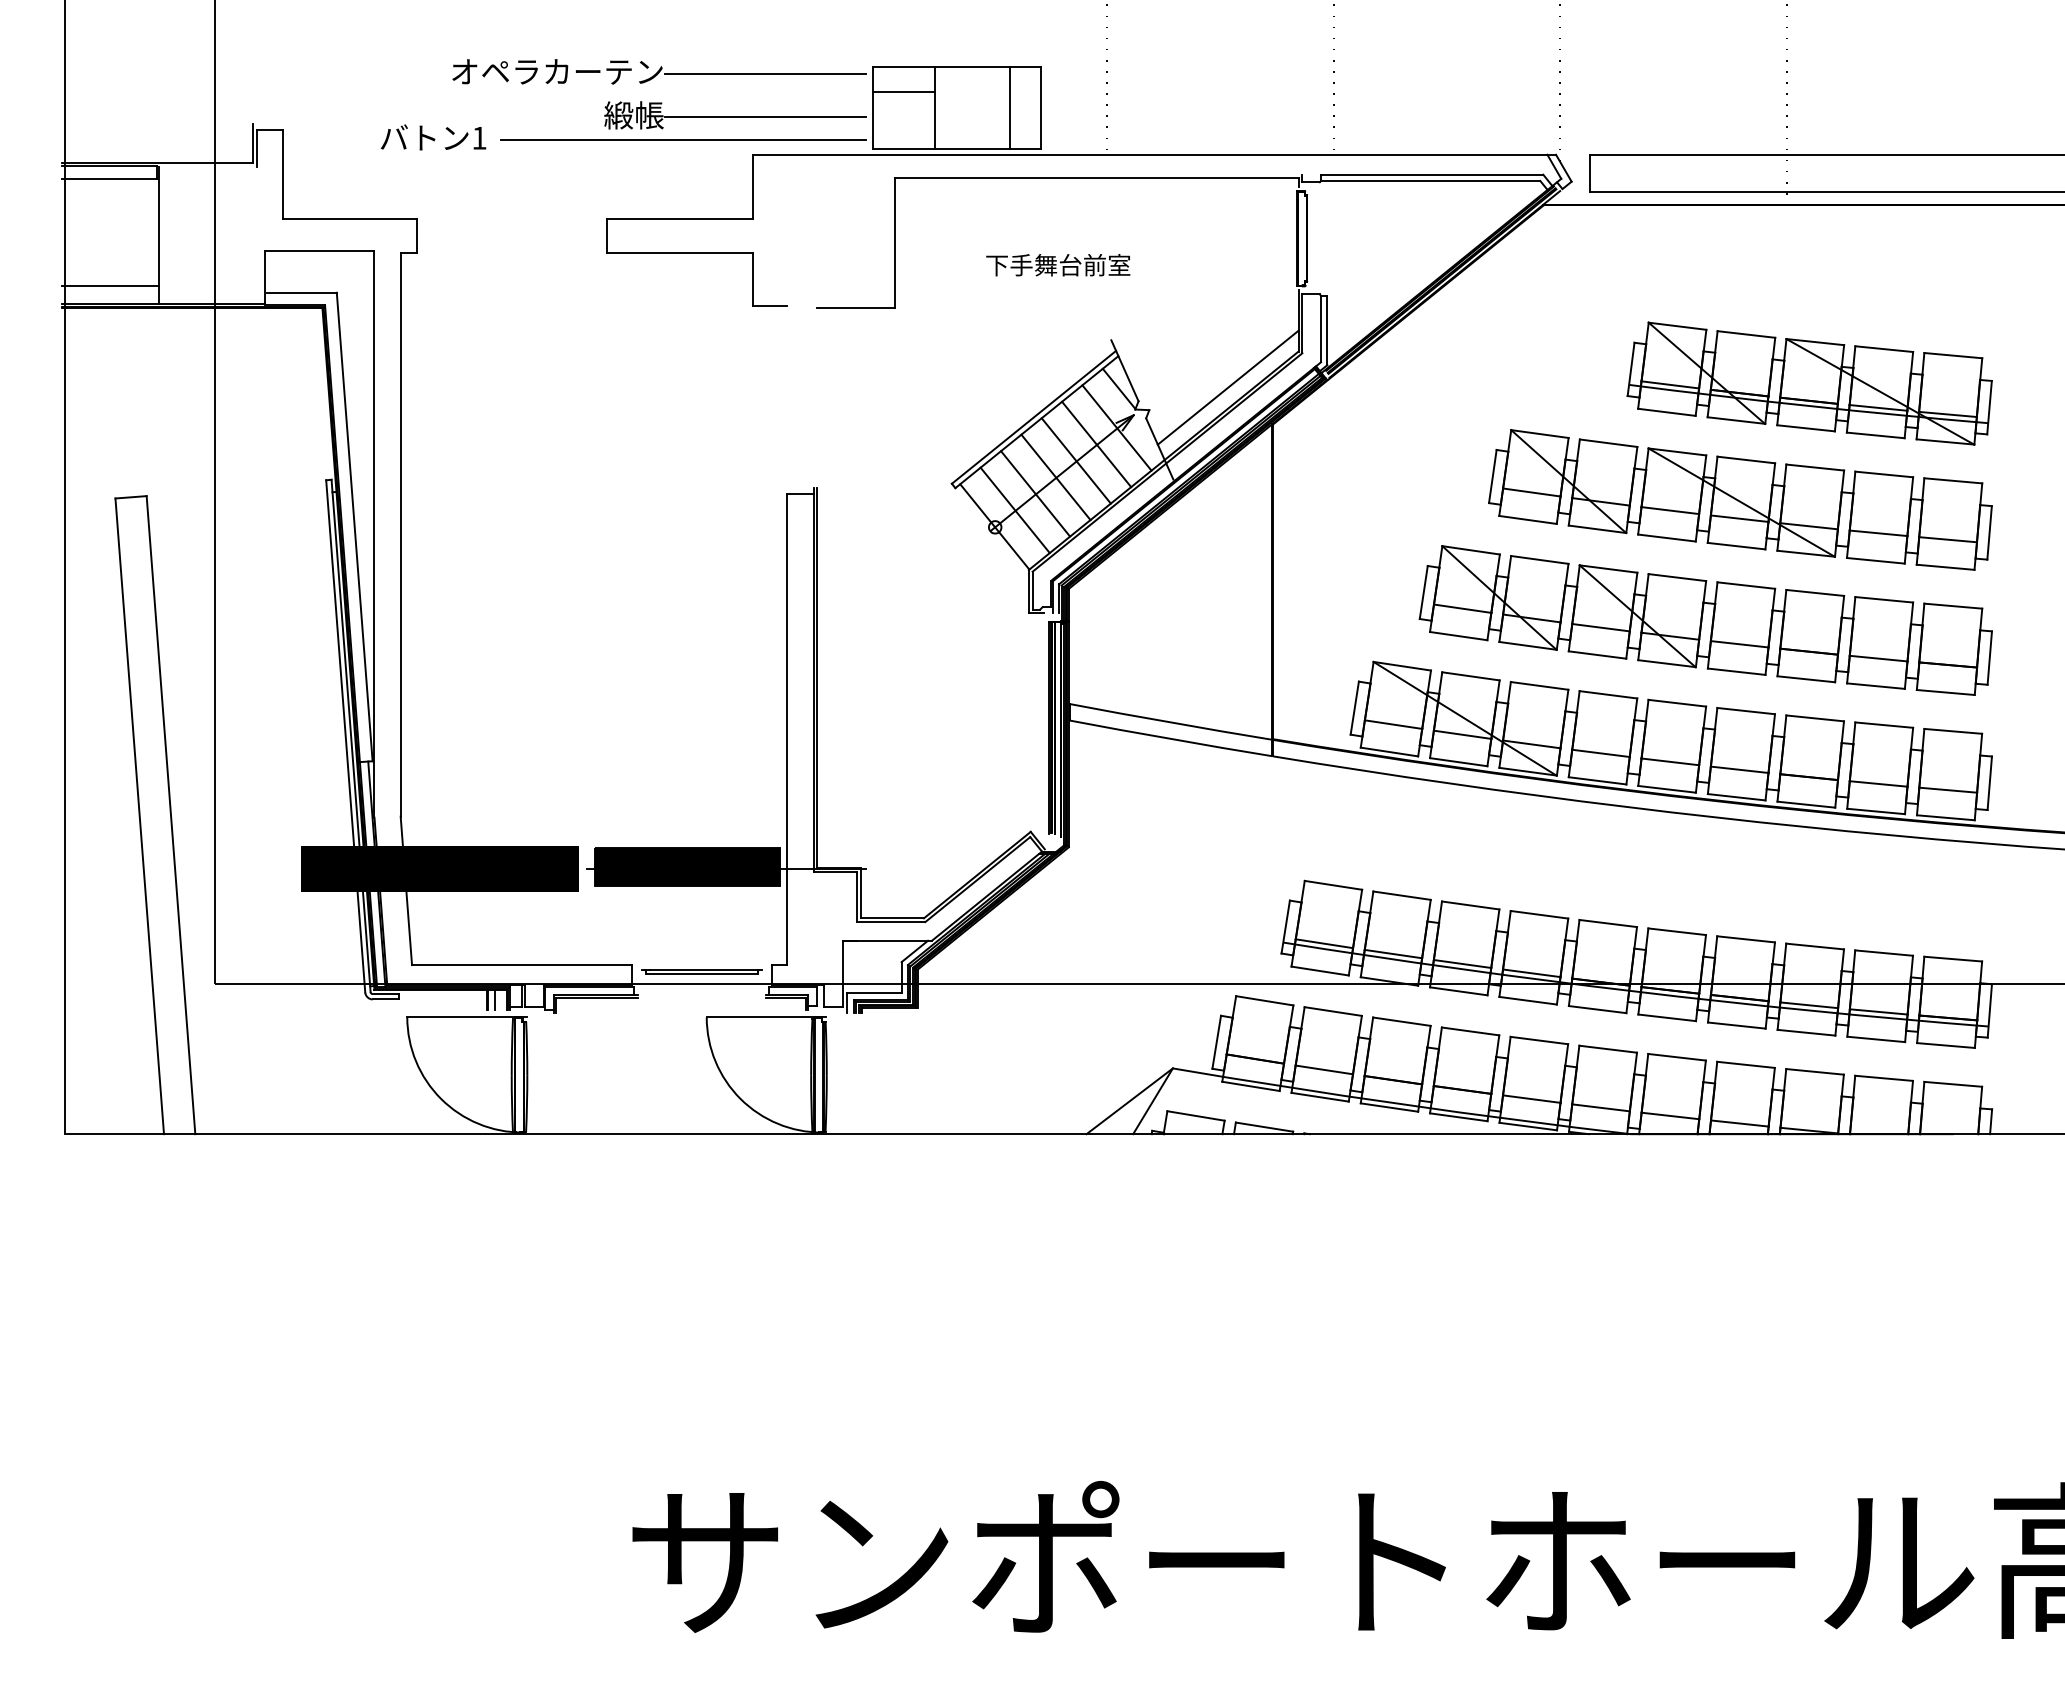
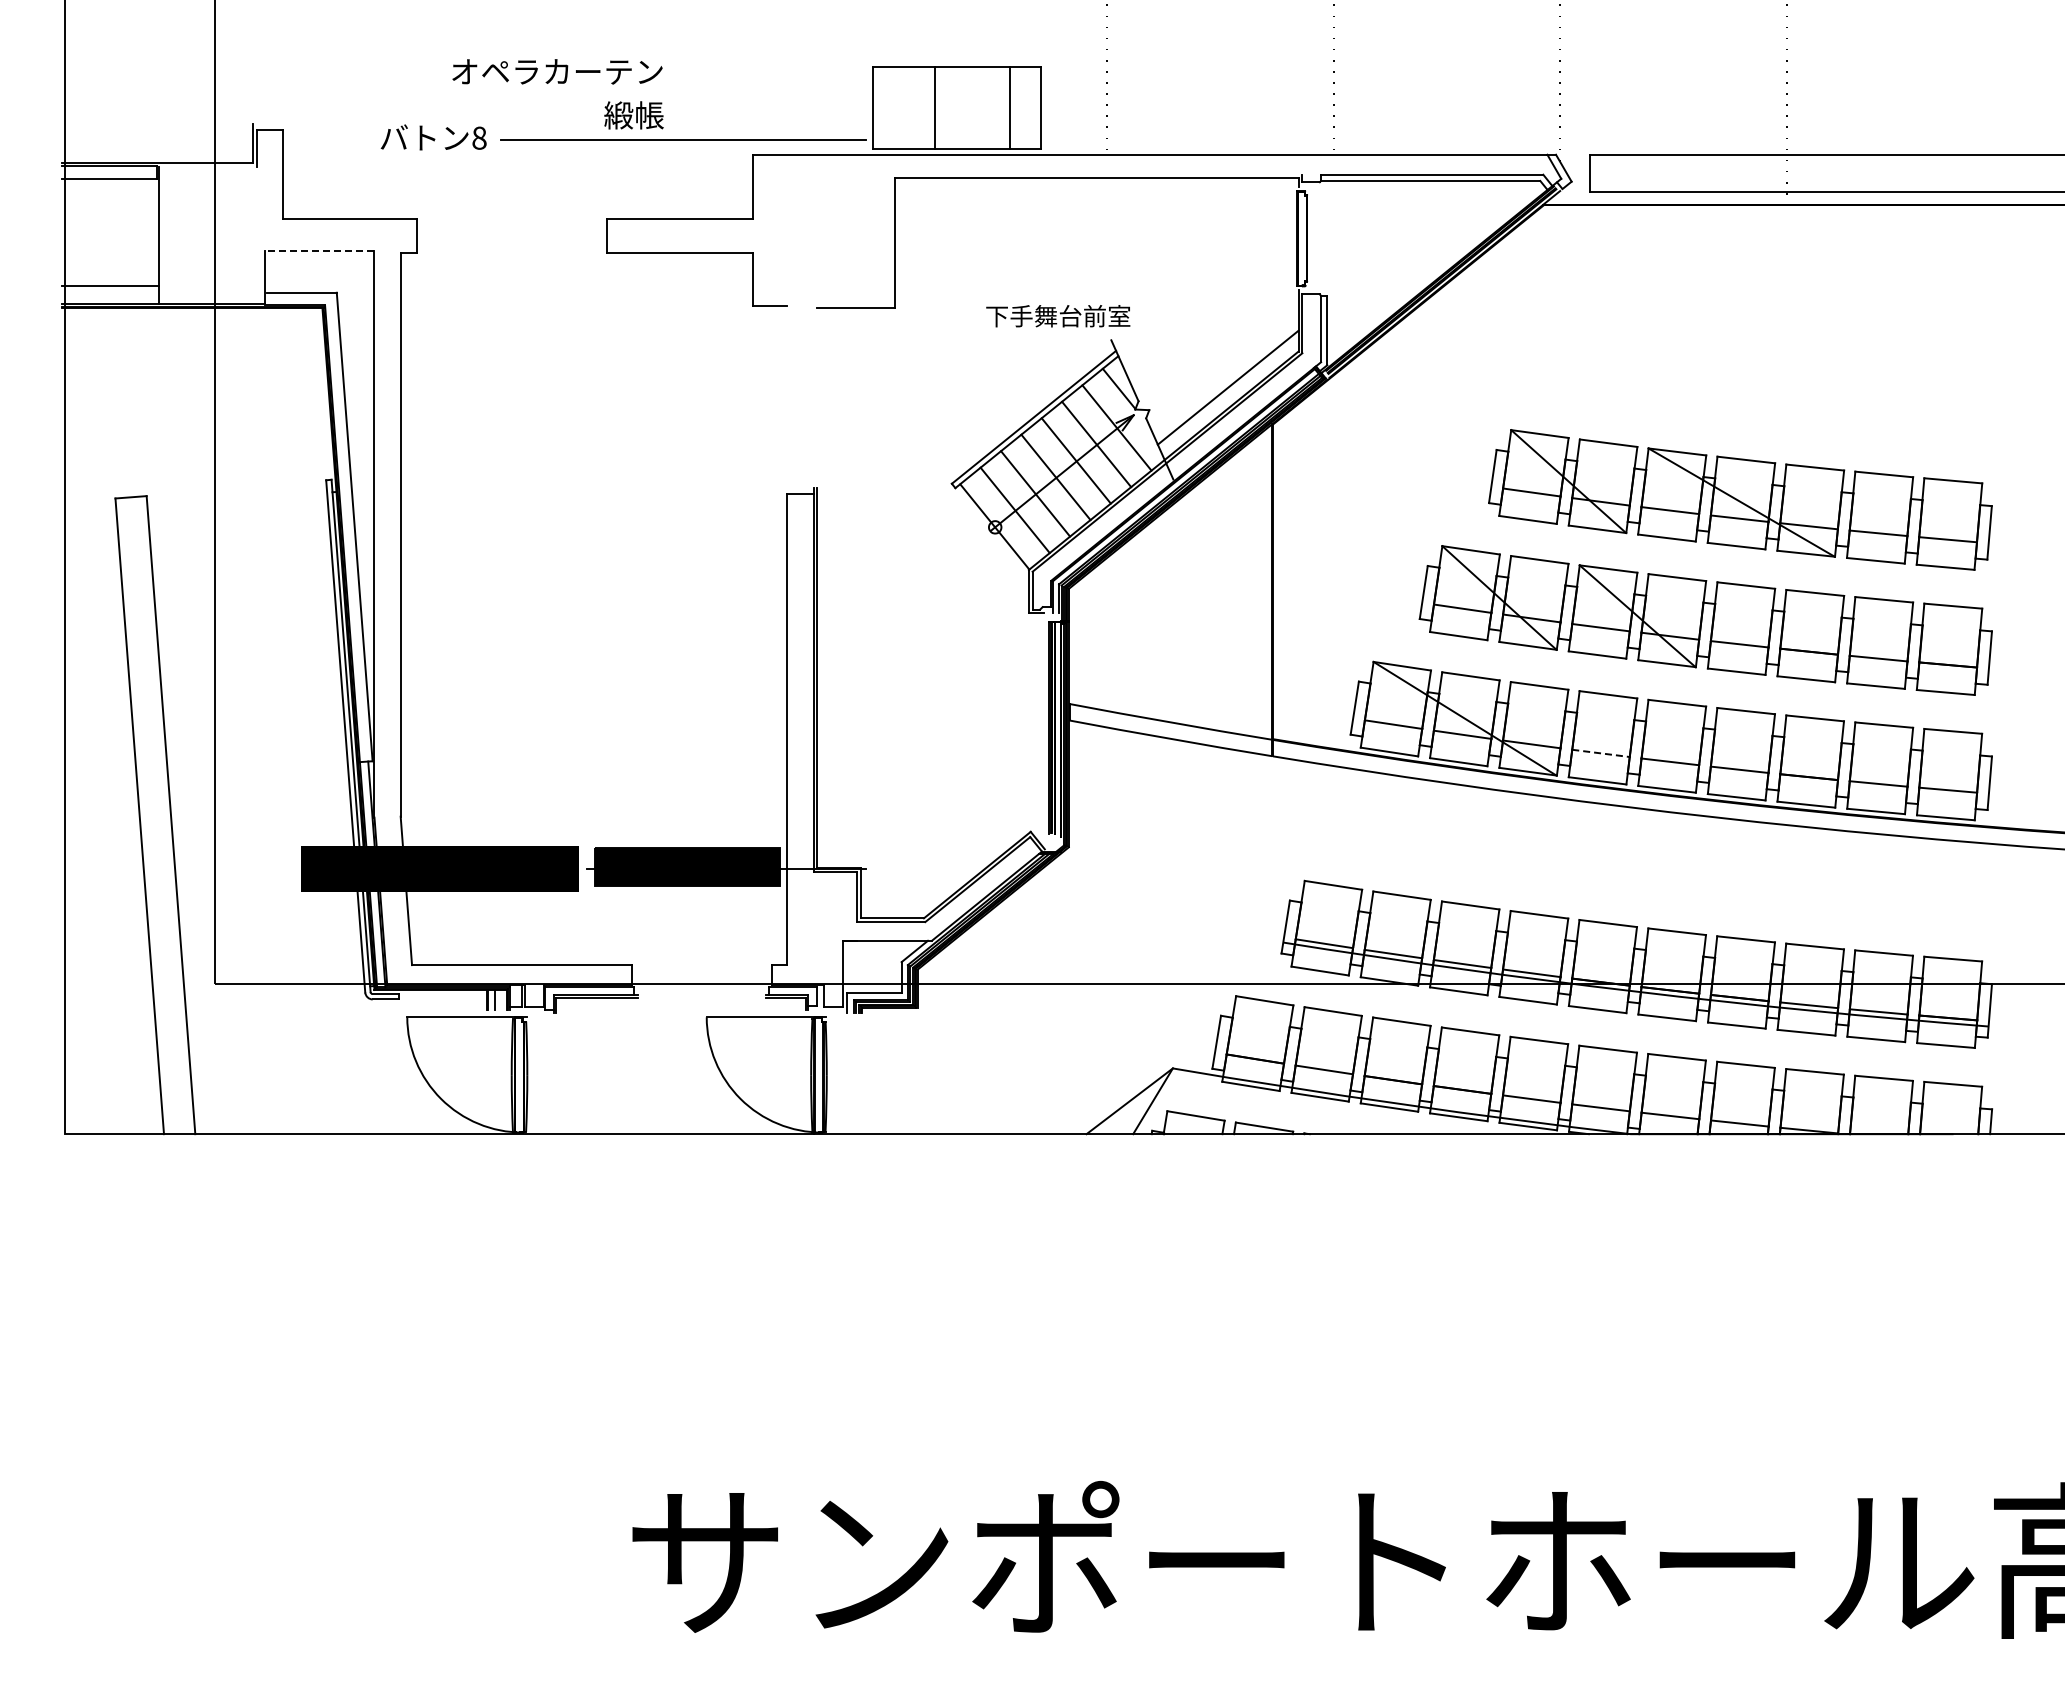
line: present -> none (765, 73)
line: present -> none (903, 92)
line: present -> none (764, 117)
text: 1 -> 8 (479, 137)
line: solid -> dashed (319, 251)
text position: (1058, 265) -> (1058, 316) (1058, 316)
part: present -> none (1809, 383)
line: solid -> dashed (1601, 753)
part: present -> none (701, 971)
